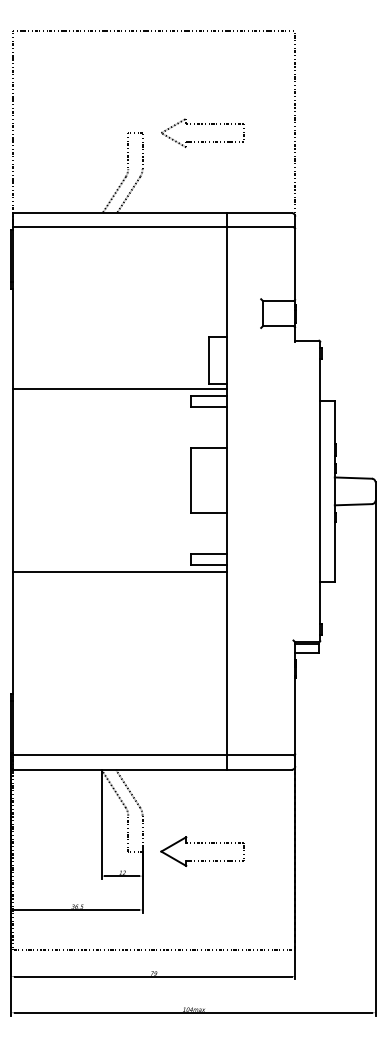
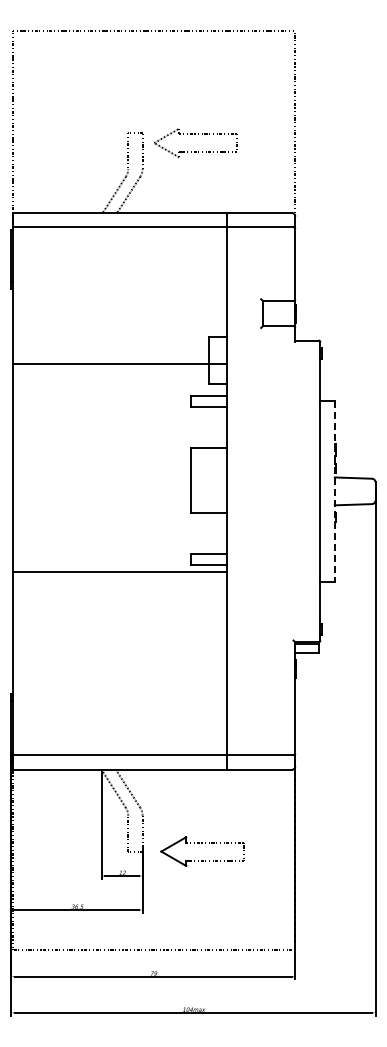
part position: (202, 124) -> (195, 134) (195, 134)
line position: (120, 389) -> (120, 364) (120, 364)
line: solid -> dashed (334, 491)
